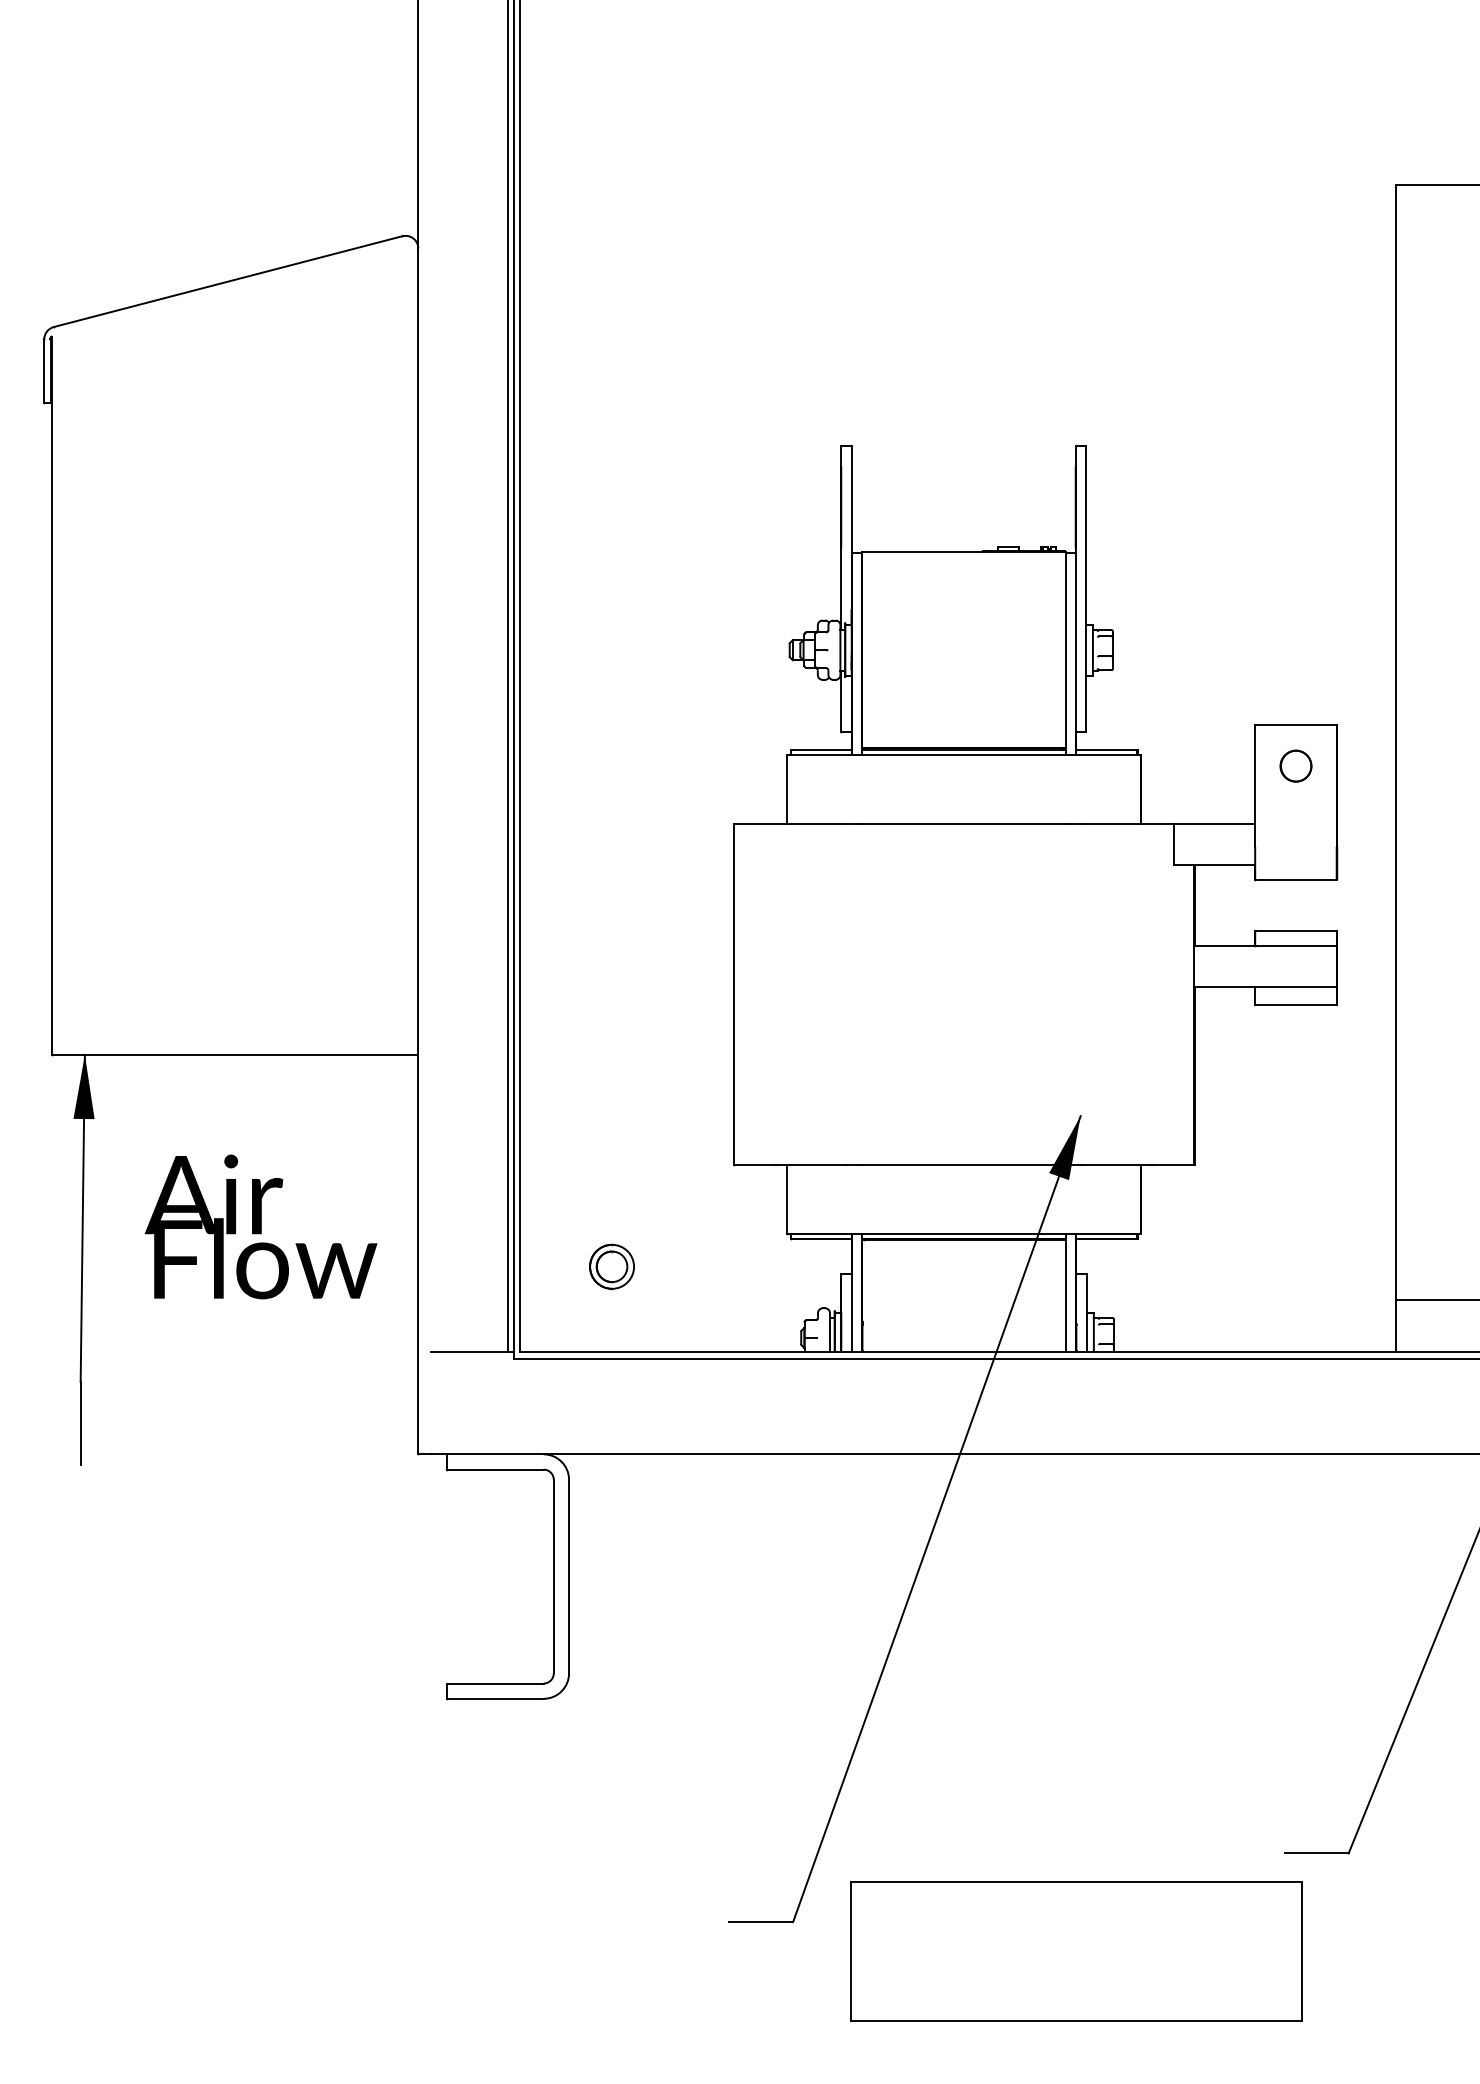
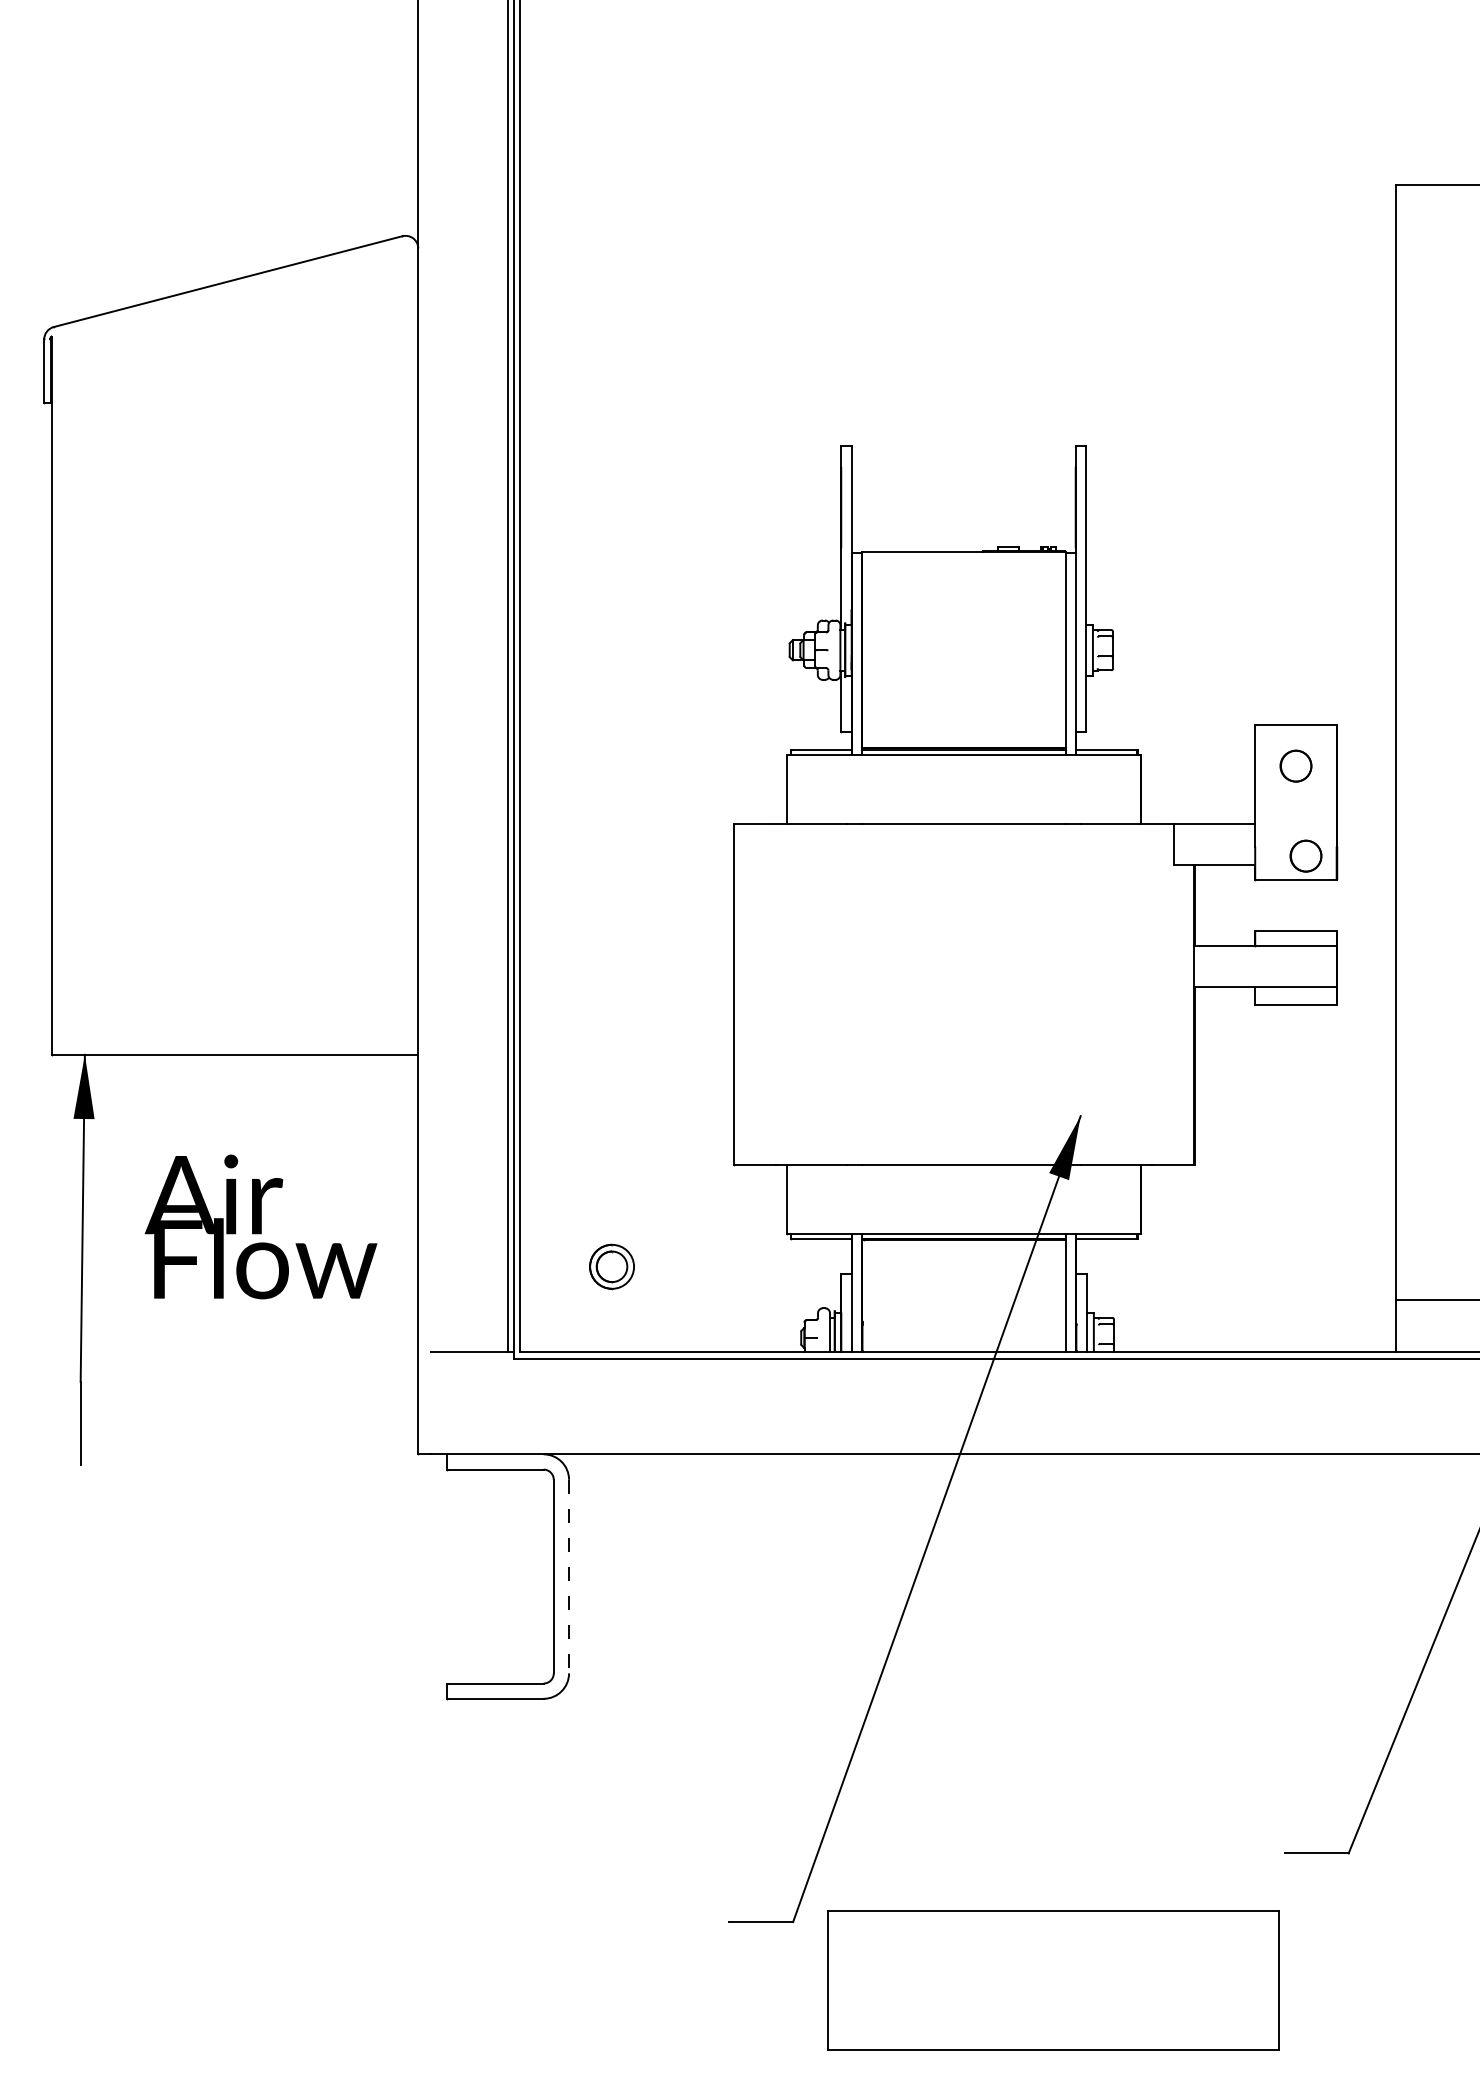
part: none -> present (1305, 855)
line: solid -> dashed (569, 1576)
part position: (1076, 1951) -> (1053, 1980) (1053, 1980)
